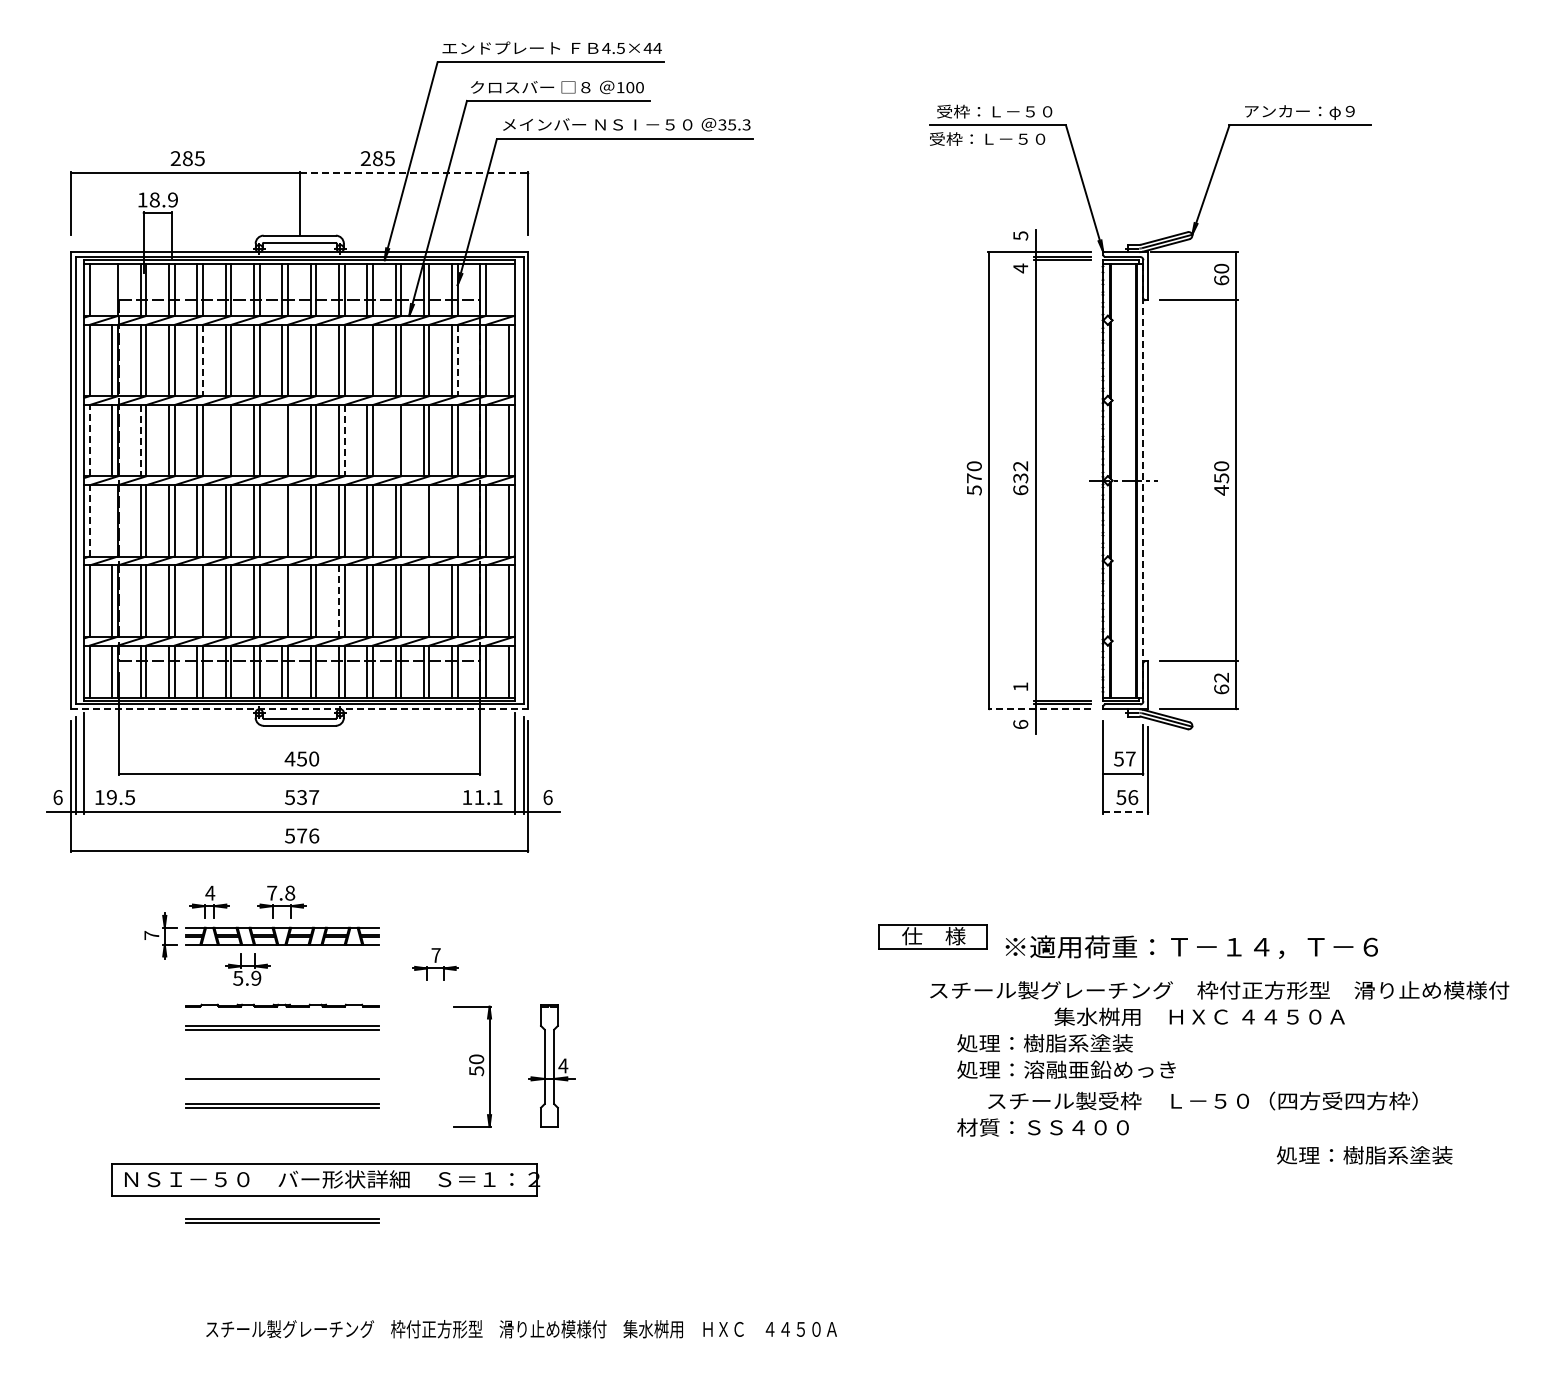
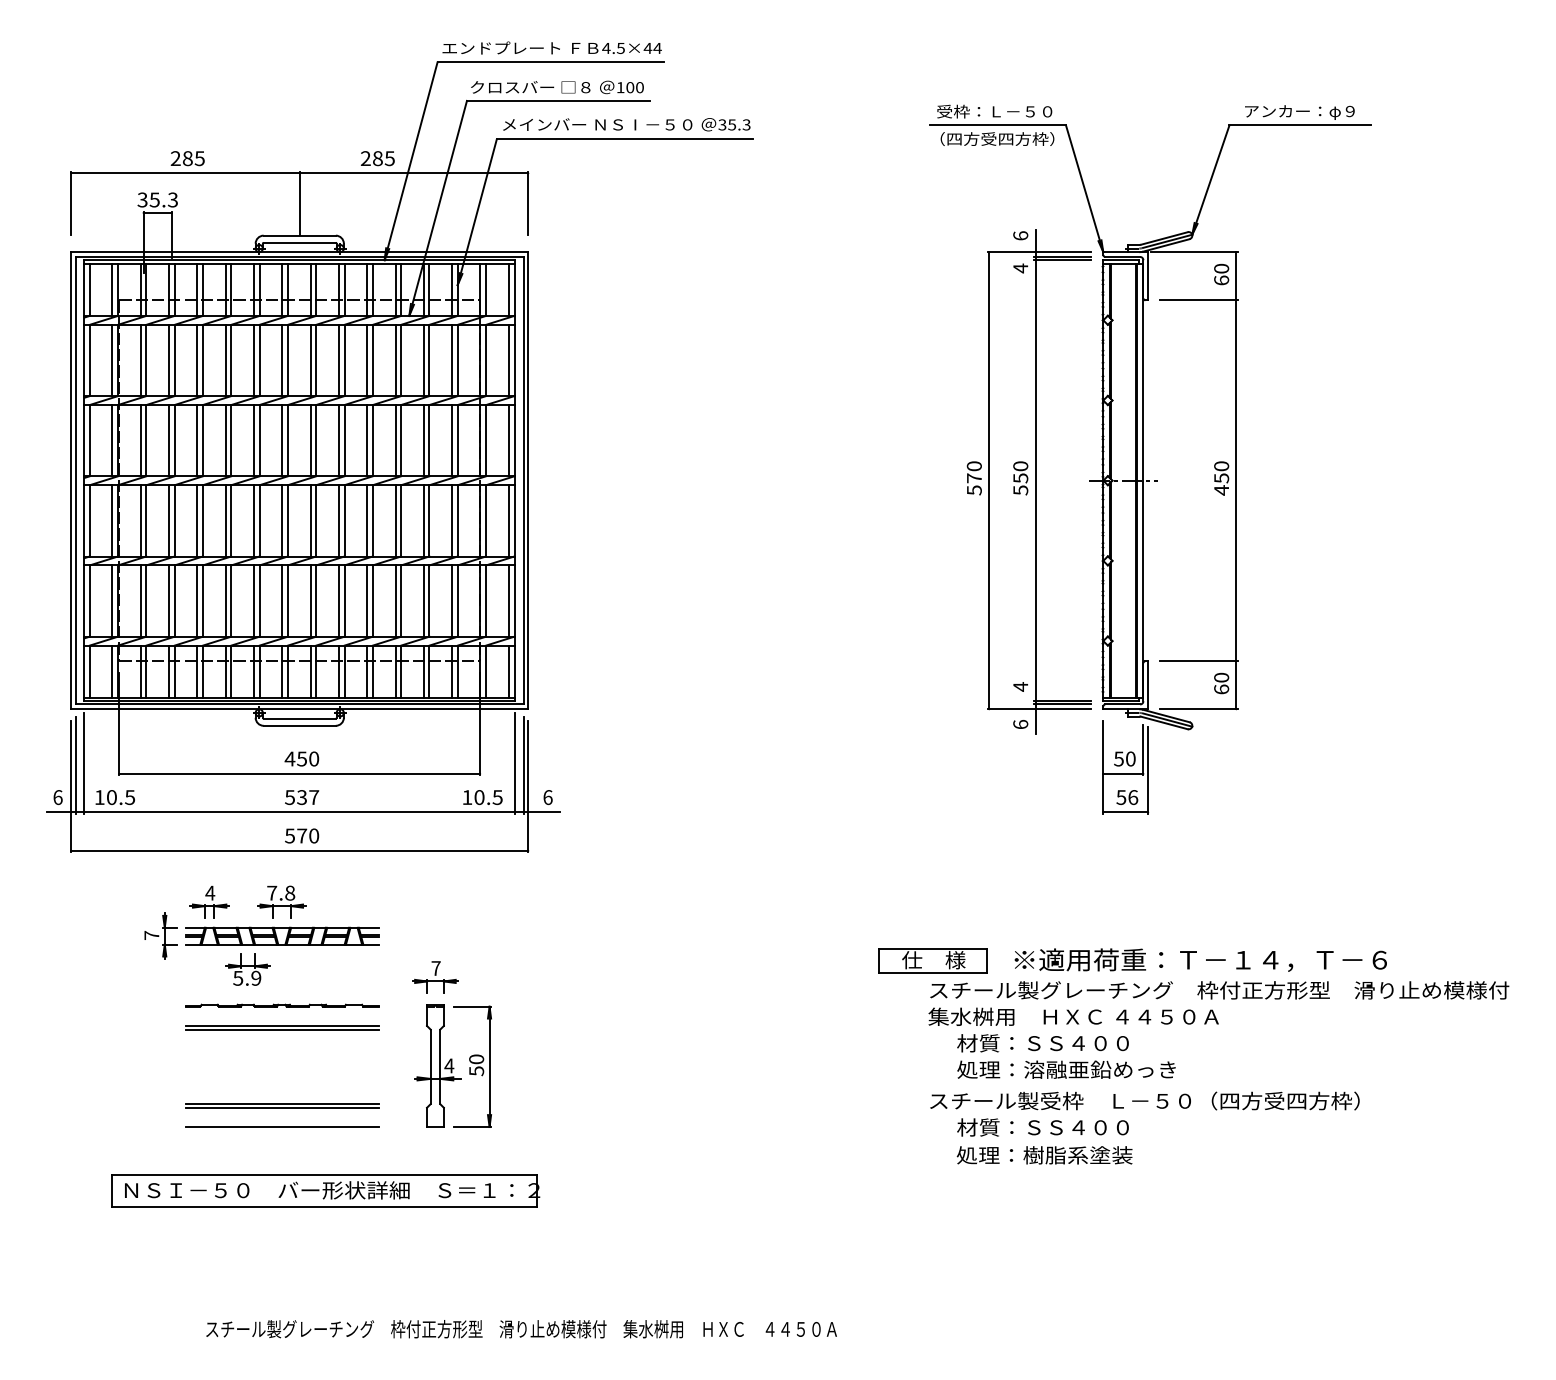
text: 受枠：Ｌ－５０ -> （四方受四方枠） (992, 138)
line: dashed -> solid (414, 173)
text: 18.9 -> 35.3 (157, 199)
text: 5 -> 6 (1020, 235)
line: none -> present (112, 289)
line: none -> present (509, 289)
line: dashed -> solid (202, 360)
line: none -> present (367, 360)
line: dashed -> solid (457, 360)
line: dashed -> solid (90, 440)
line: dashed -> solid (140, 440)
line: none -> present (225, 440)
line: none -> present (282, 440)
line: dashed -> solid (344, 440)
line: none -> present (395, 440)
text: 632 -> 550 (1020, 478)
line: dashed -> solid (1143, 480)
line: dashed -> solid (90, 520)
line: none -> present (112, 520)
line: none -> present (282, 520)
line: none -> present (423, 520)
line: none -> present (452, 520)
line: none -> present (197, 600)
line: none -> present (282, 600)
line: none -> present (423, 600)
line: dashed -> solid (338, 601)
text: 62 -> 60 (1221, 677)
text: 1 -> 4 (1020, 686)
line: dashed -> solid (299, 709)
line: dashed -> solid (1039, 709)
text: 57 -> 50 (1130, 758)
text: 19.5 -> 10.5 (111, 797)
text: 11.1 -> 10.5 (488, 797)
line: dashed -> solid (1126, 812)
text: 576 -> 570 (314, 835)
part position: (932, 936) -> (932, 960) (932, 960)
text position: (1191, 946) -> (1200, 959) (1200, 959)
part position: (435, 964) -> (435, 977) (435, 977)
text position: (1199, 1016) -> (1073, 1016) (1073, 1016)
text: 処理：樹脂系塗装 -> 材質：ＳＳ４００ (1044, 1043)
part position: (551, 1065) -> (437, 1065) (437, 1065)
line position: (282, 1078) -> (282, 1126) (282, 1126)
text position: (1202, 1100) -> (1144, 1100) (1144, 1100)
text position: (1364, 1155) -> (1044, 1155) (1044, 1155)
part position: (325, 1179) -> (325, 1190) (325, 1190)
part: present -> none (282, 1220)
